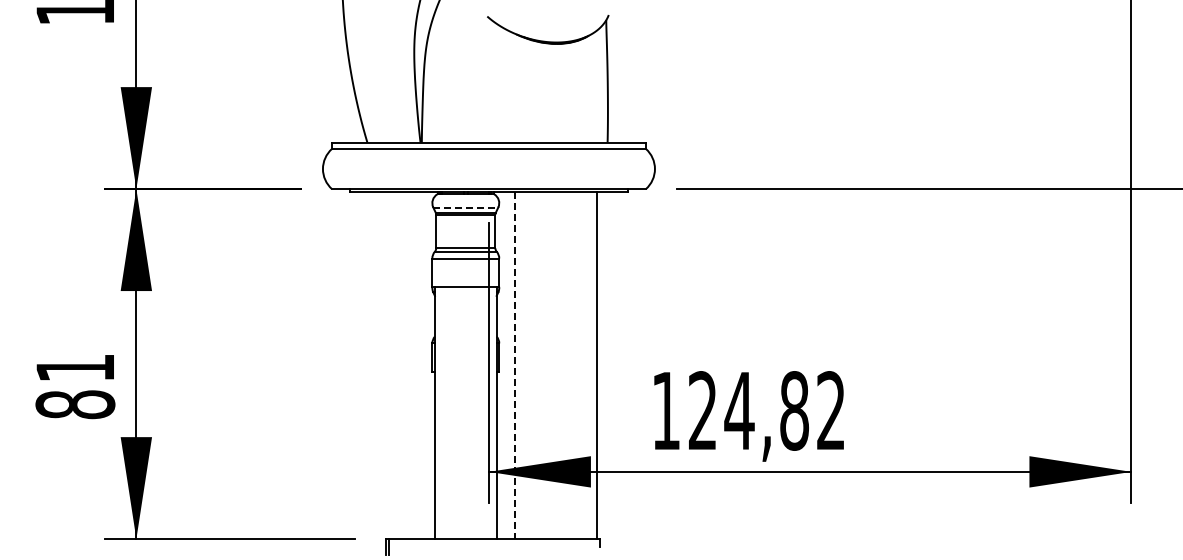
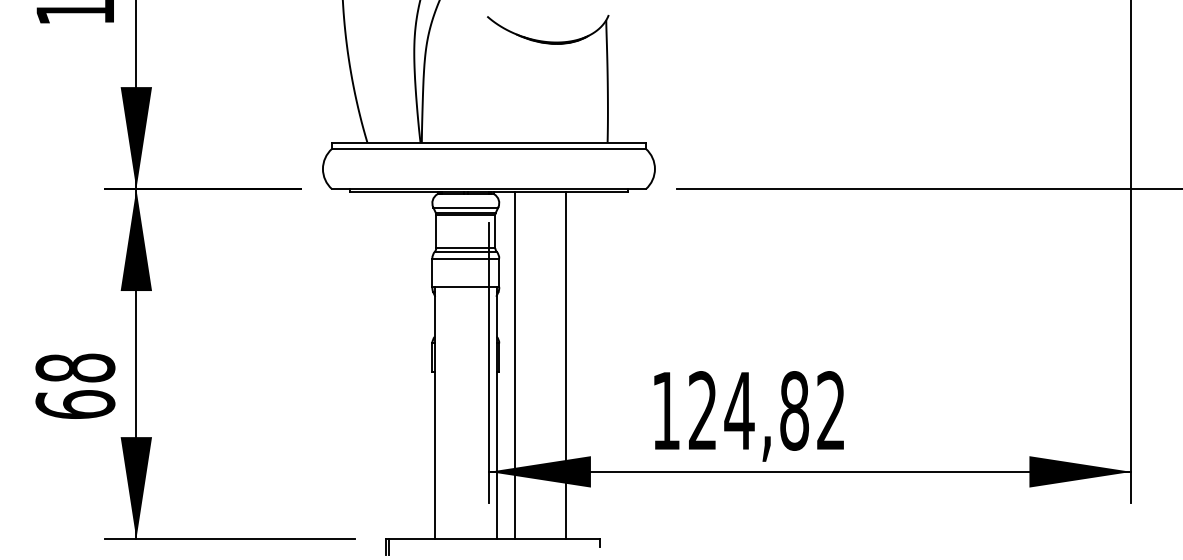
line: dashed -> solid (466, 207)
line: dashed -> solid (515, 365)
line position: (596, 365) -> (565, 365) (565, 365)
text: 81 -> 68 (75, 386)
